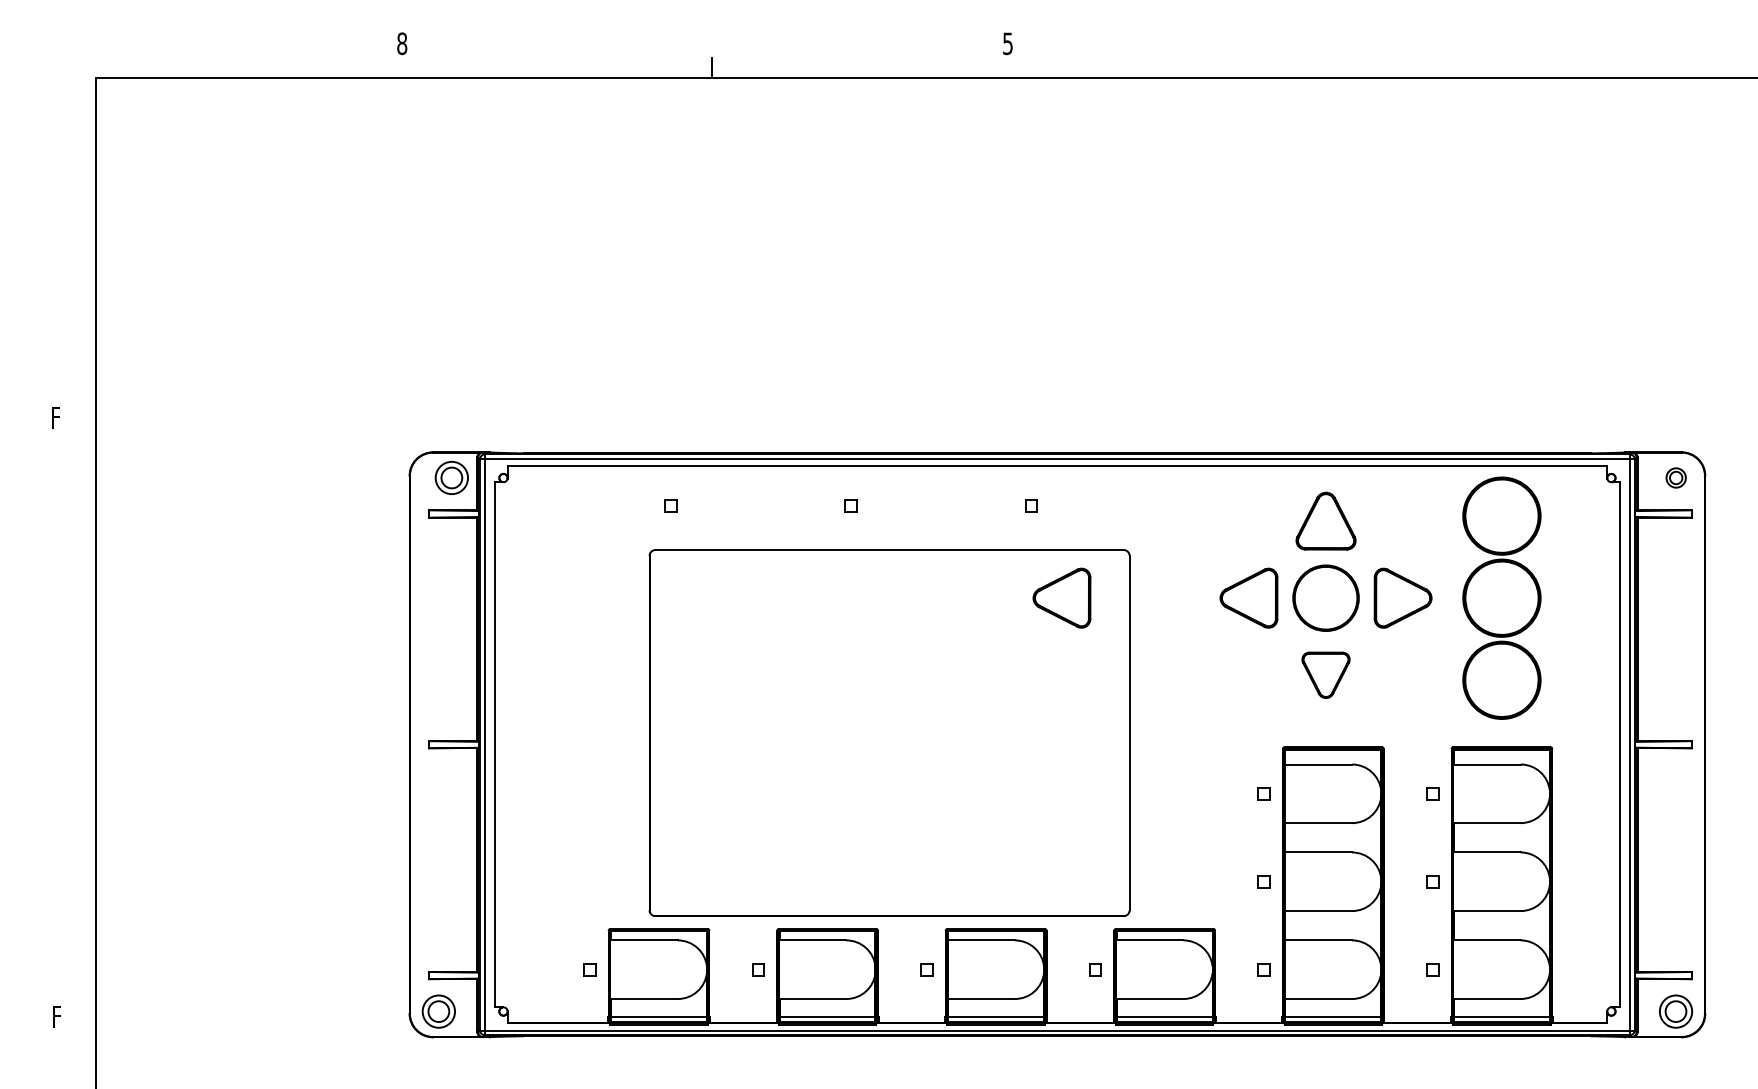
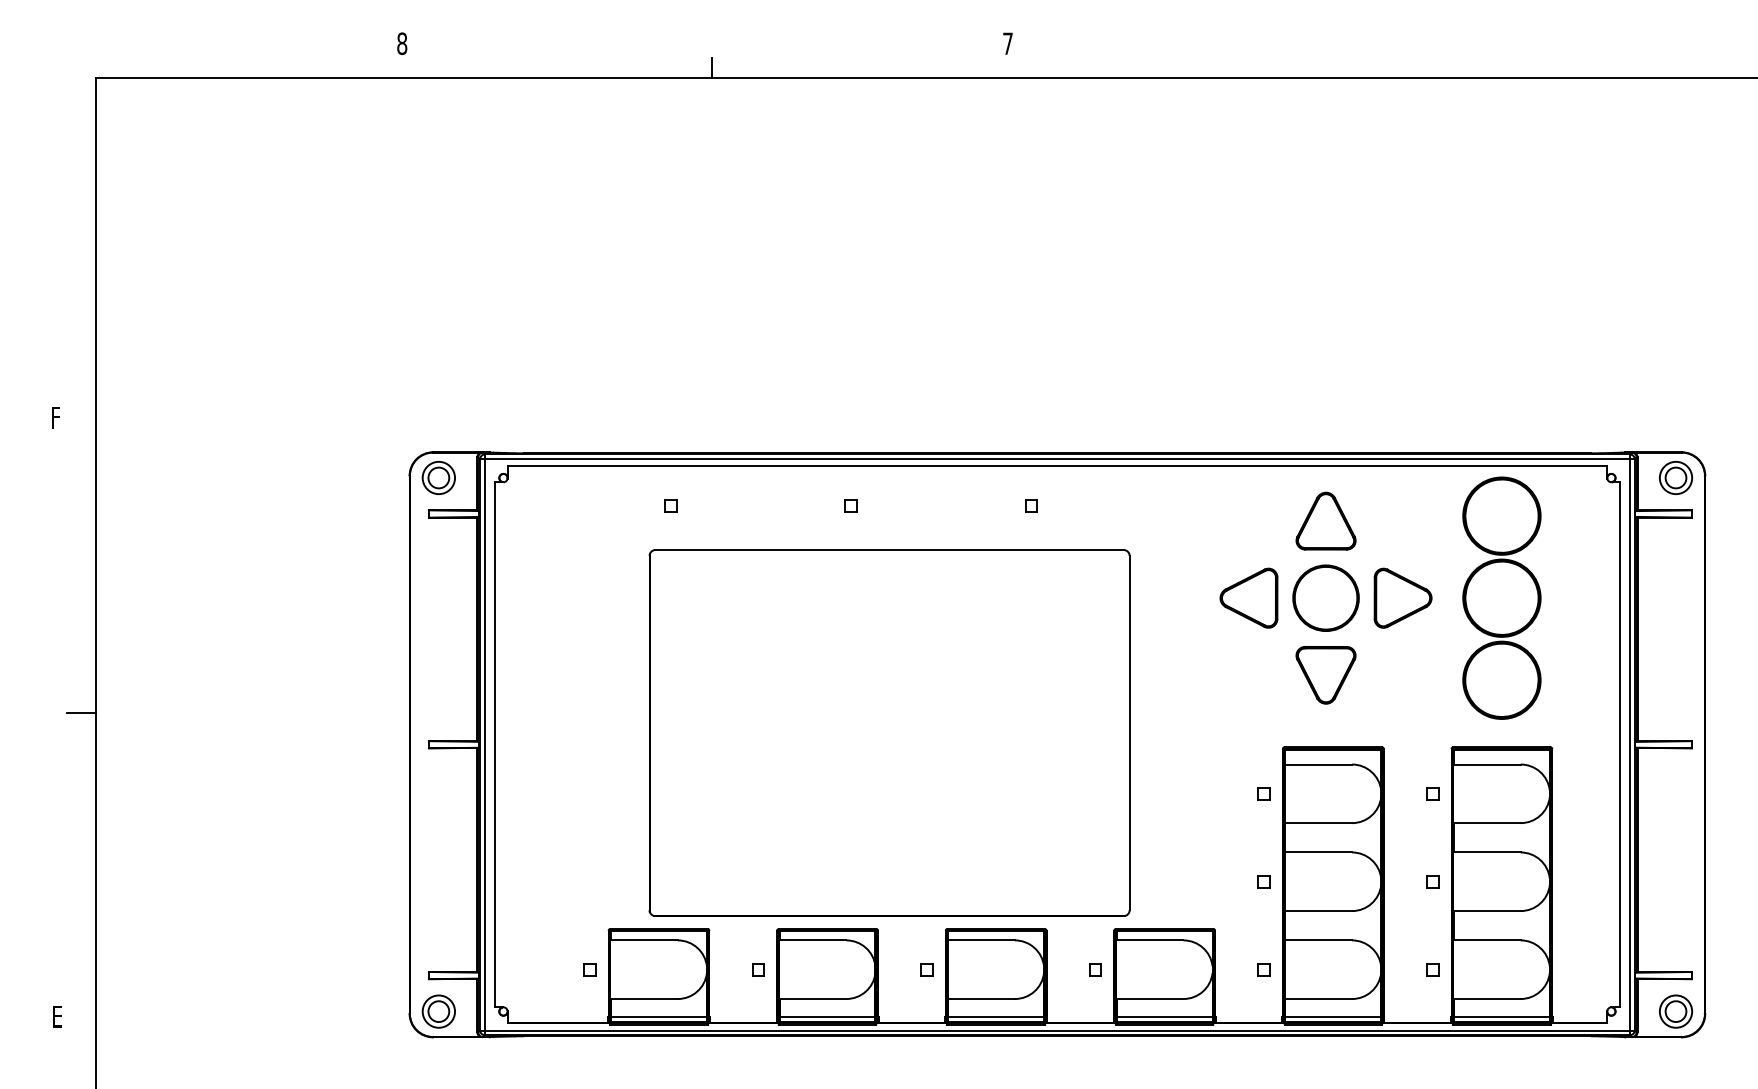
text: 5 -> 7 (1007, 43)
part position: (451, 477) -> (438, 477) (438, 477)
part size: 22x22 px -> 35x34 px (1676, 477)
part: present -> none (1061, 597)
part size: 50x48 px -> 62x59 px (1325, 675)
line: none -> present (81, 713)
text: F -> E (58, 1016)
